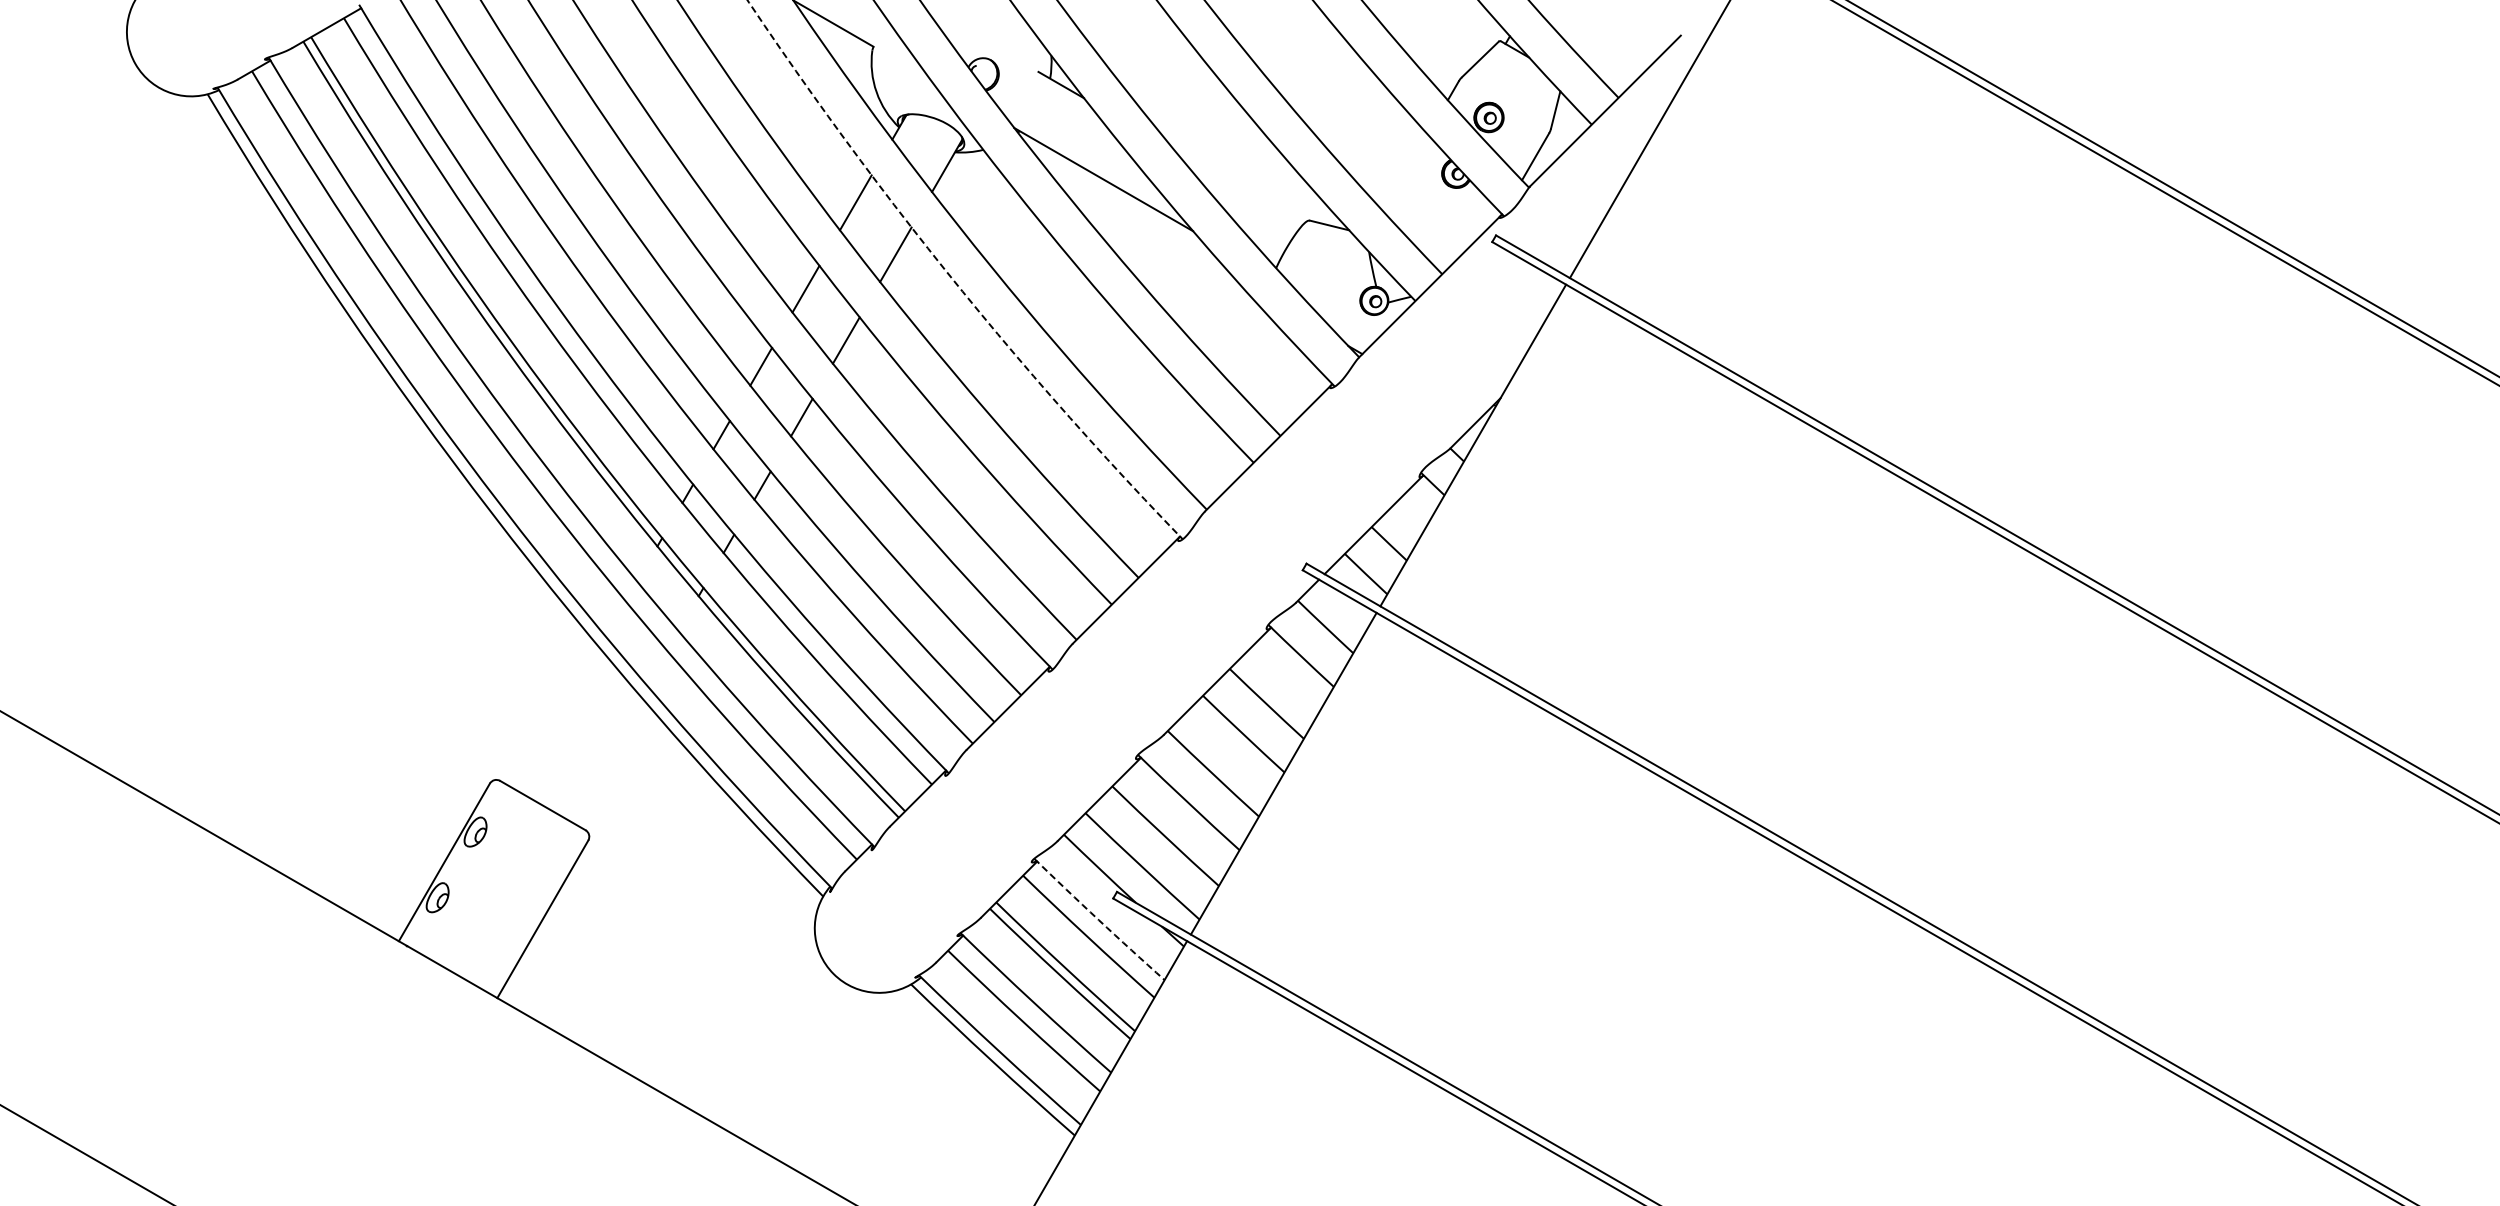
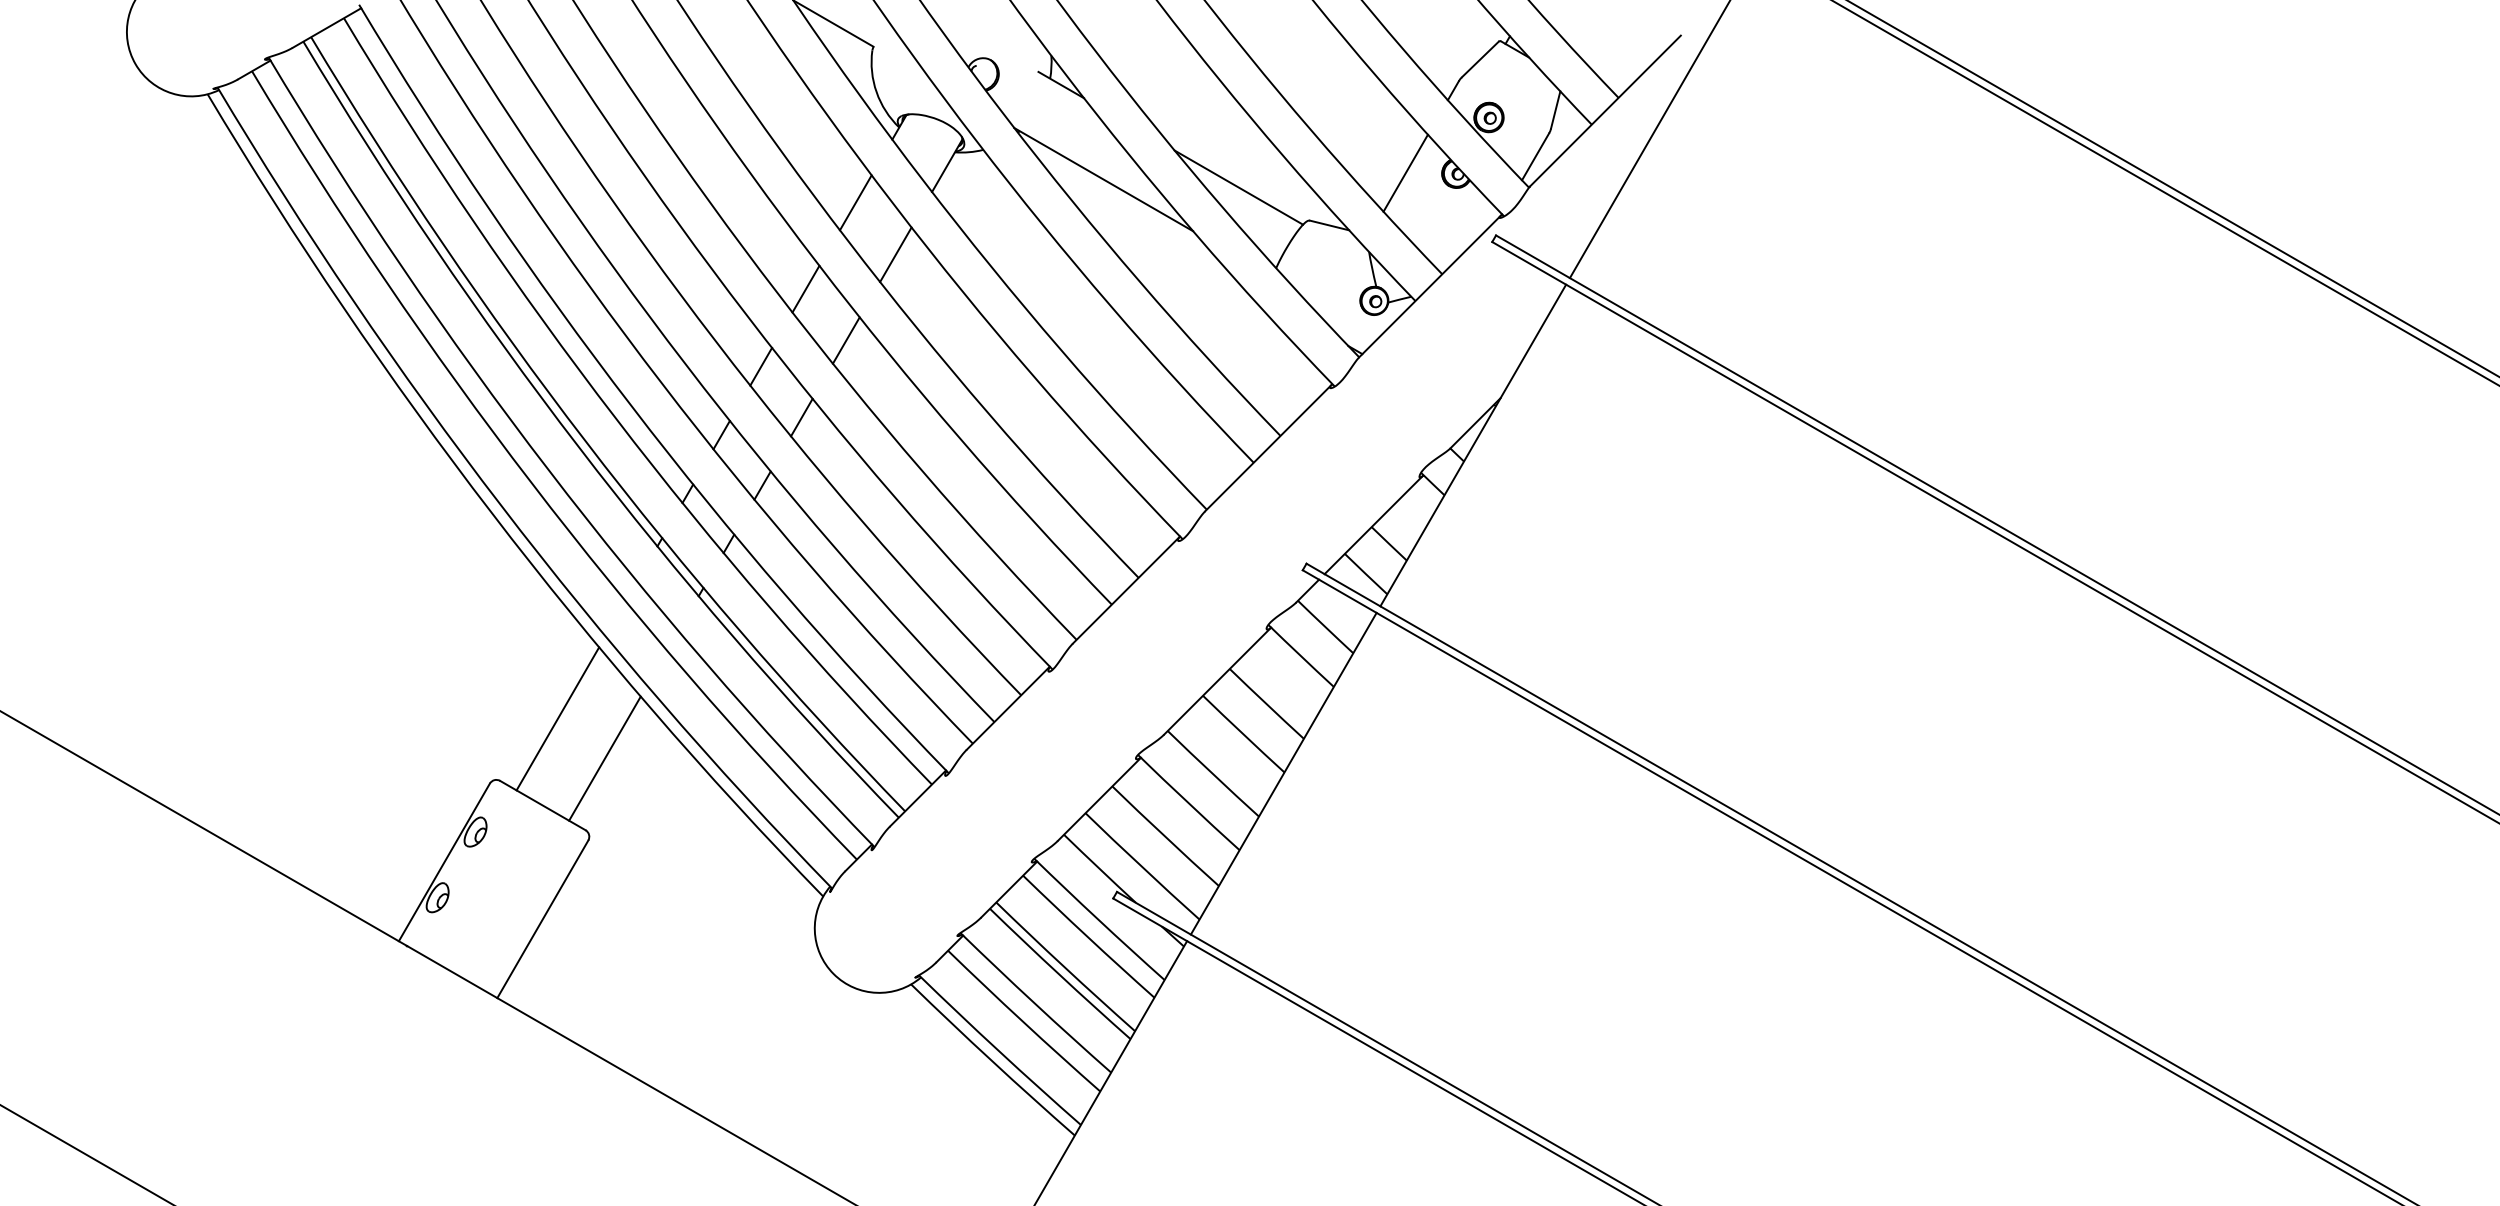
line: none -> present (1405, 172)
line: none -> present (1238, 187)
arc: dashed -> solid (953, 279)
line: none -> present (557, 718)
line: none -> present (604, 758)
arc: dashed -> solid (1098, 920)
